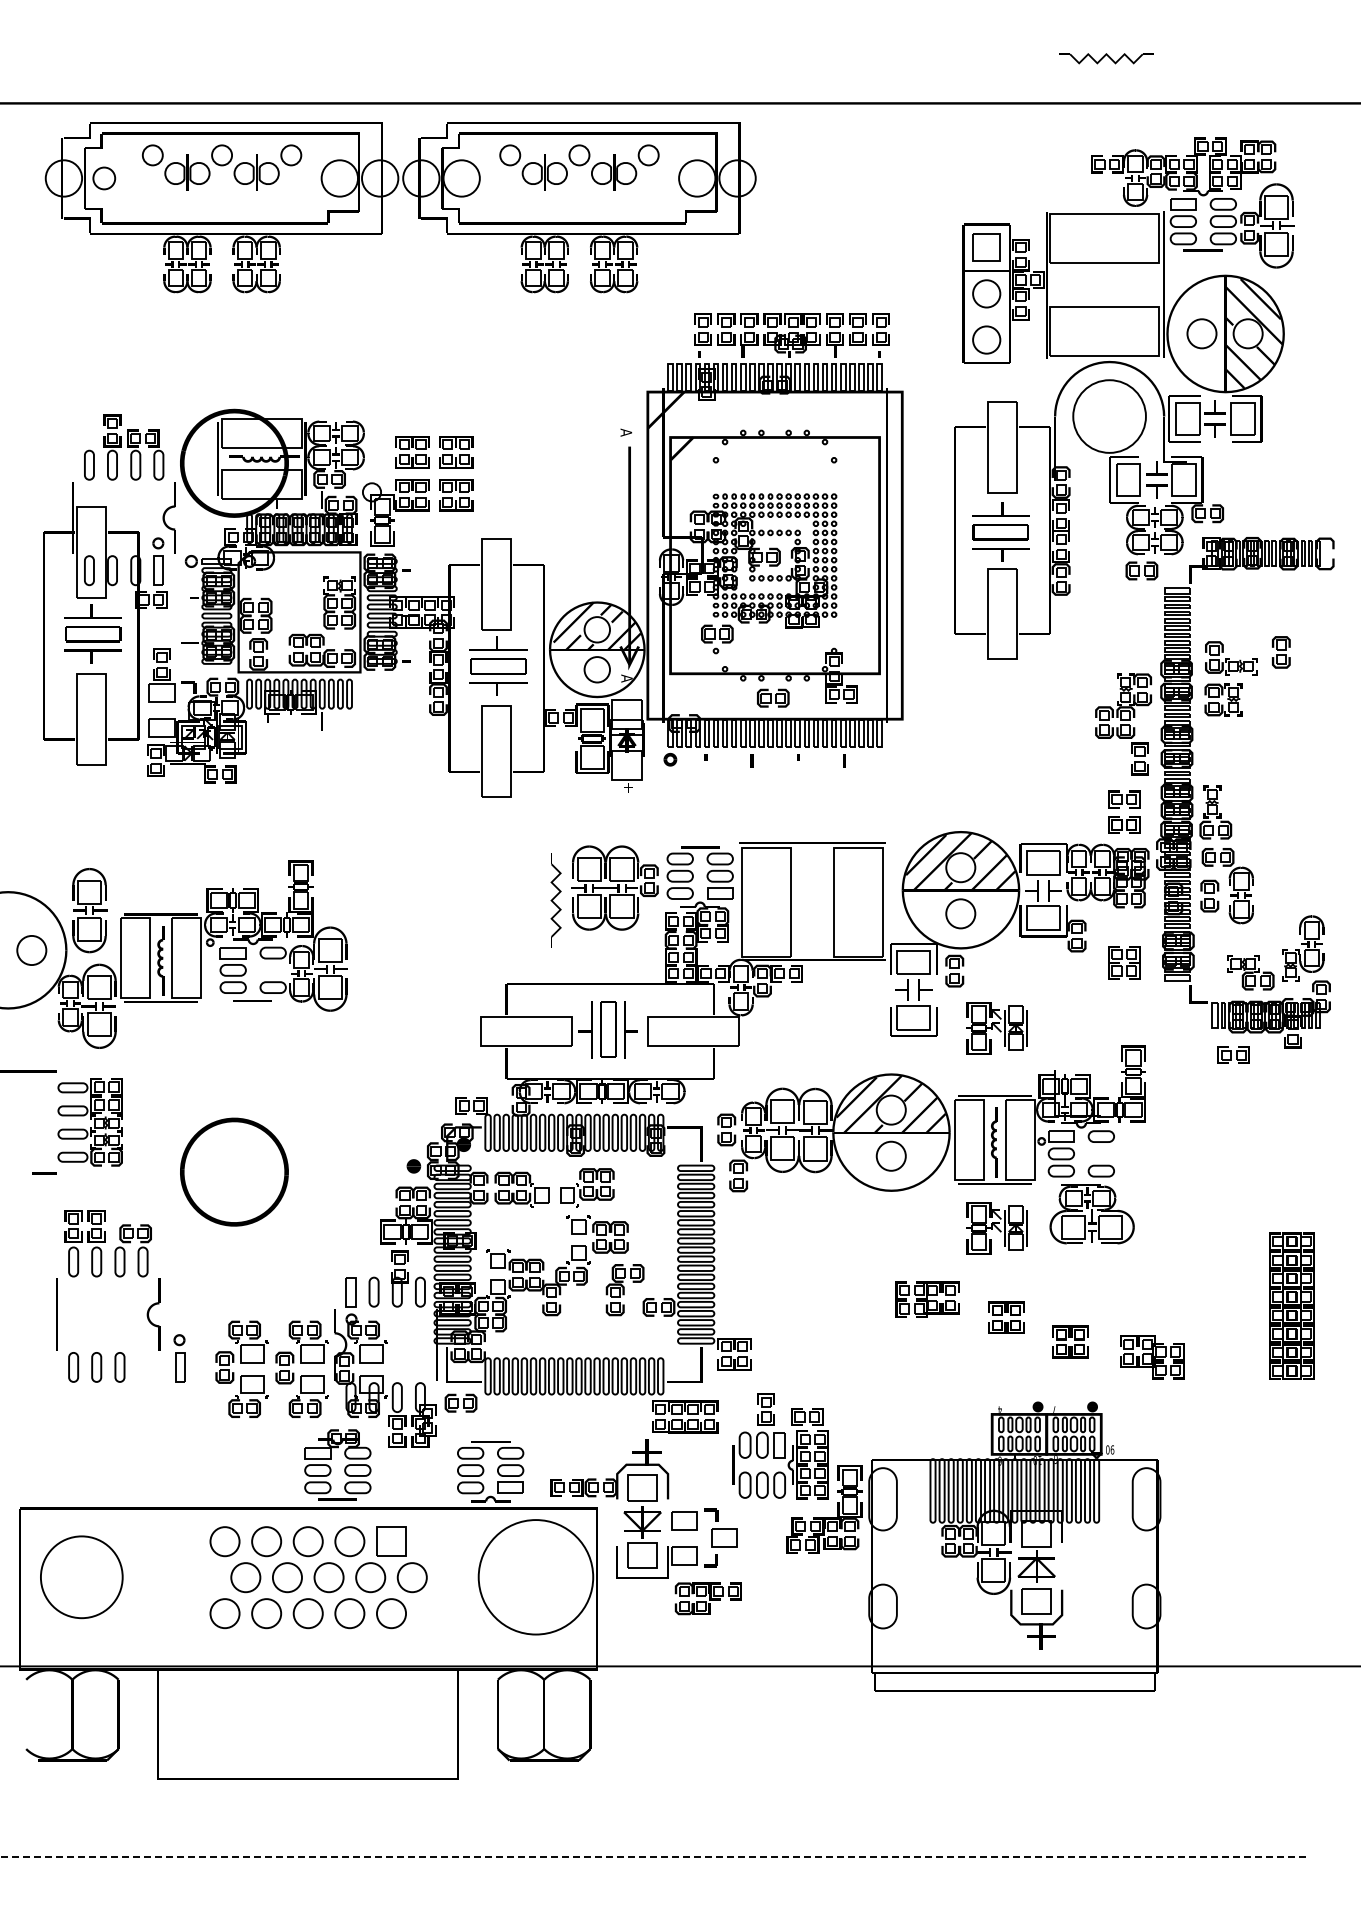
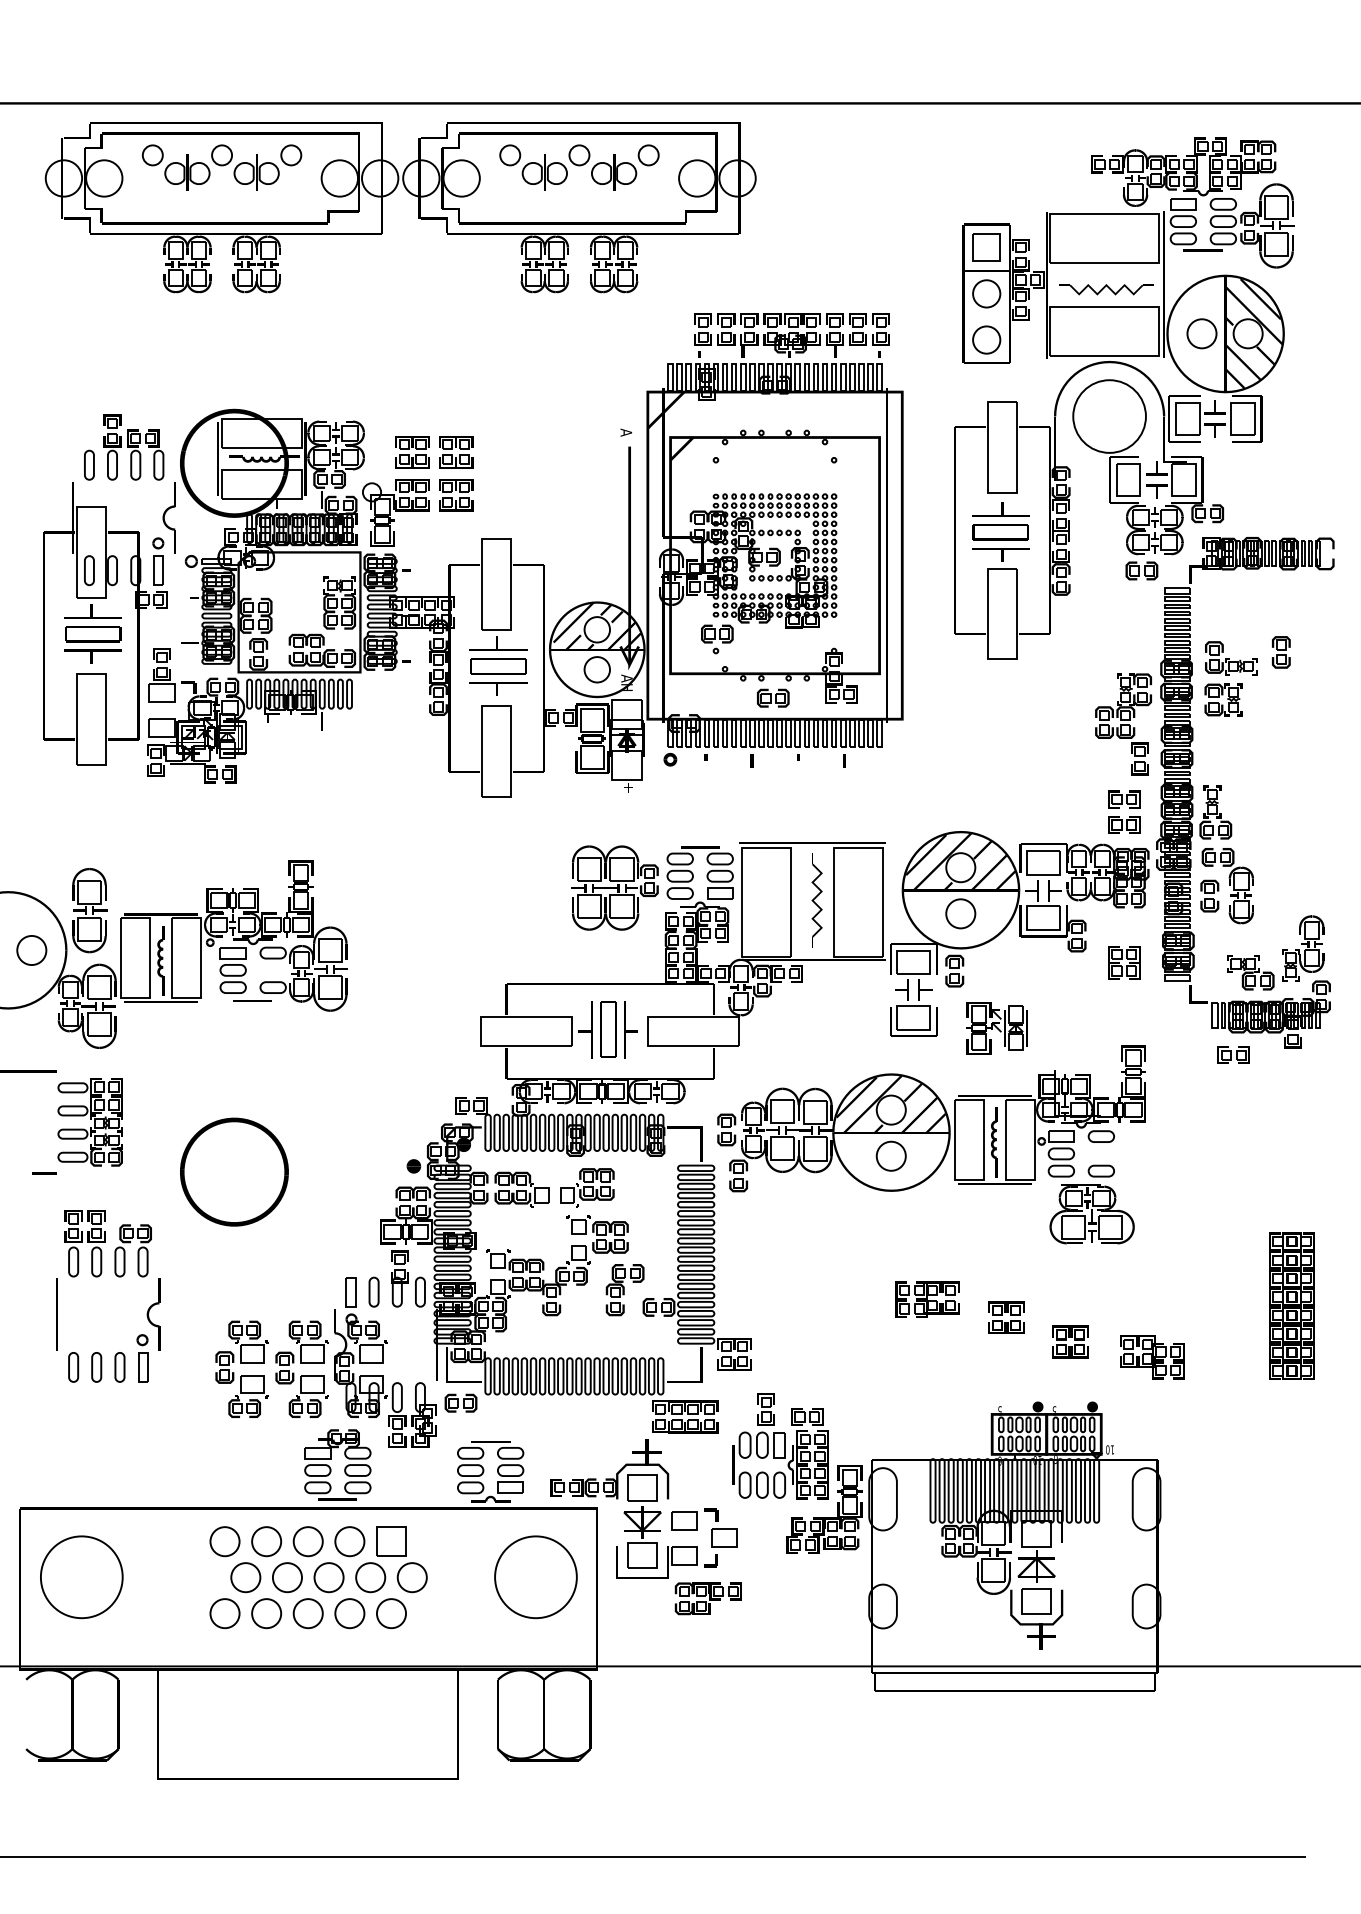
part position: (1106, 58) -> (1106, 289) (1106, 289)
circle diameter: 22 px -> 36 px (104, 178)
text: A -> AH (626, 687)
part position: (555, 900) -> (816, 900) (816, 900)
part: present -> none (996, 1228)
part position: (179, 1358) -> (142, 1358) (142, 1358)
text: 4 -> 5 (999, 1409)
text: 7 -> 5 (1054, 1409)
text: 90 -> 10 (1112, 1449)
circle diameter: 114 px -> 82 px (535, 1577)
line: dashed -> solid (653, 1856)
